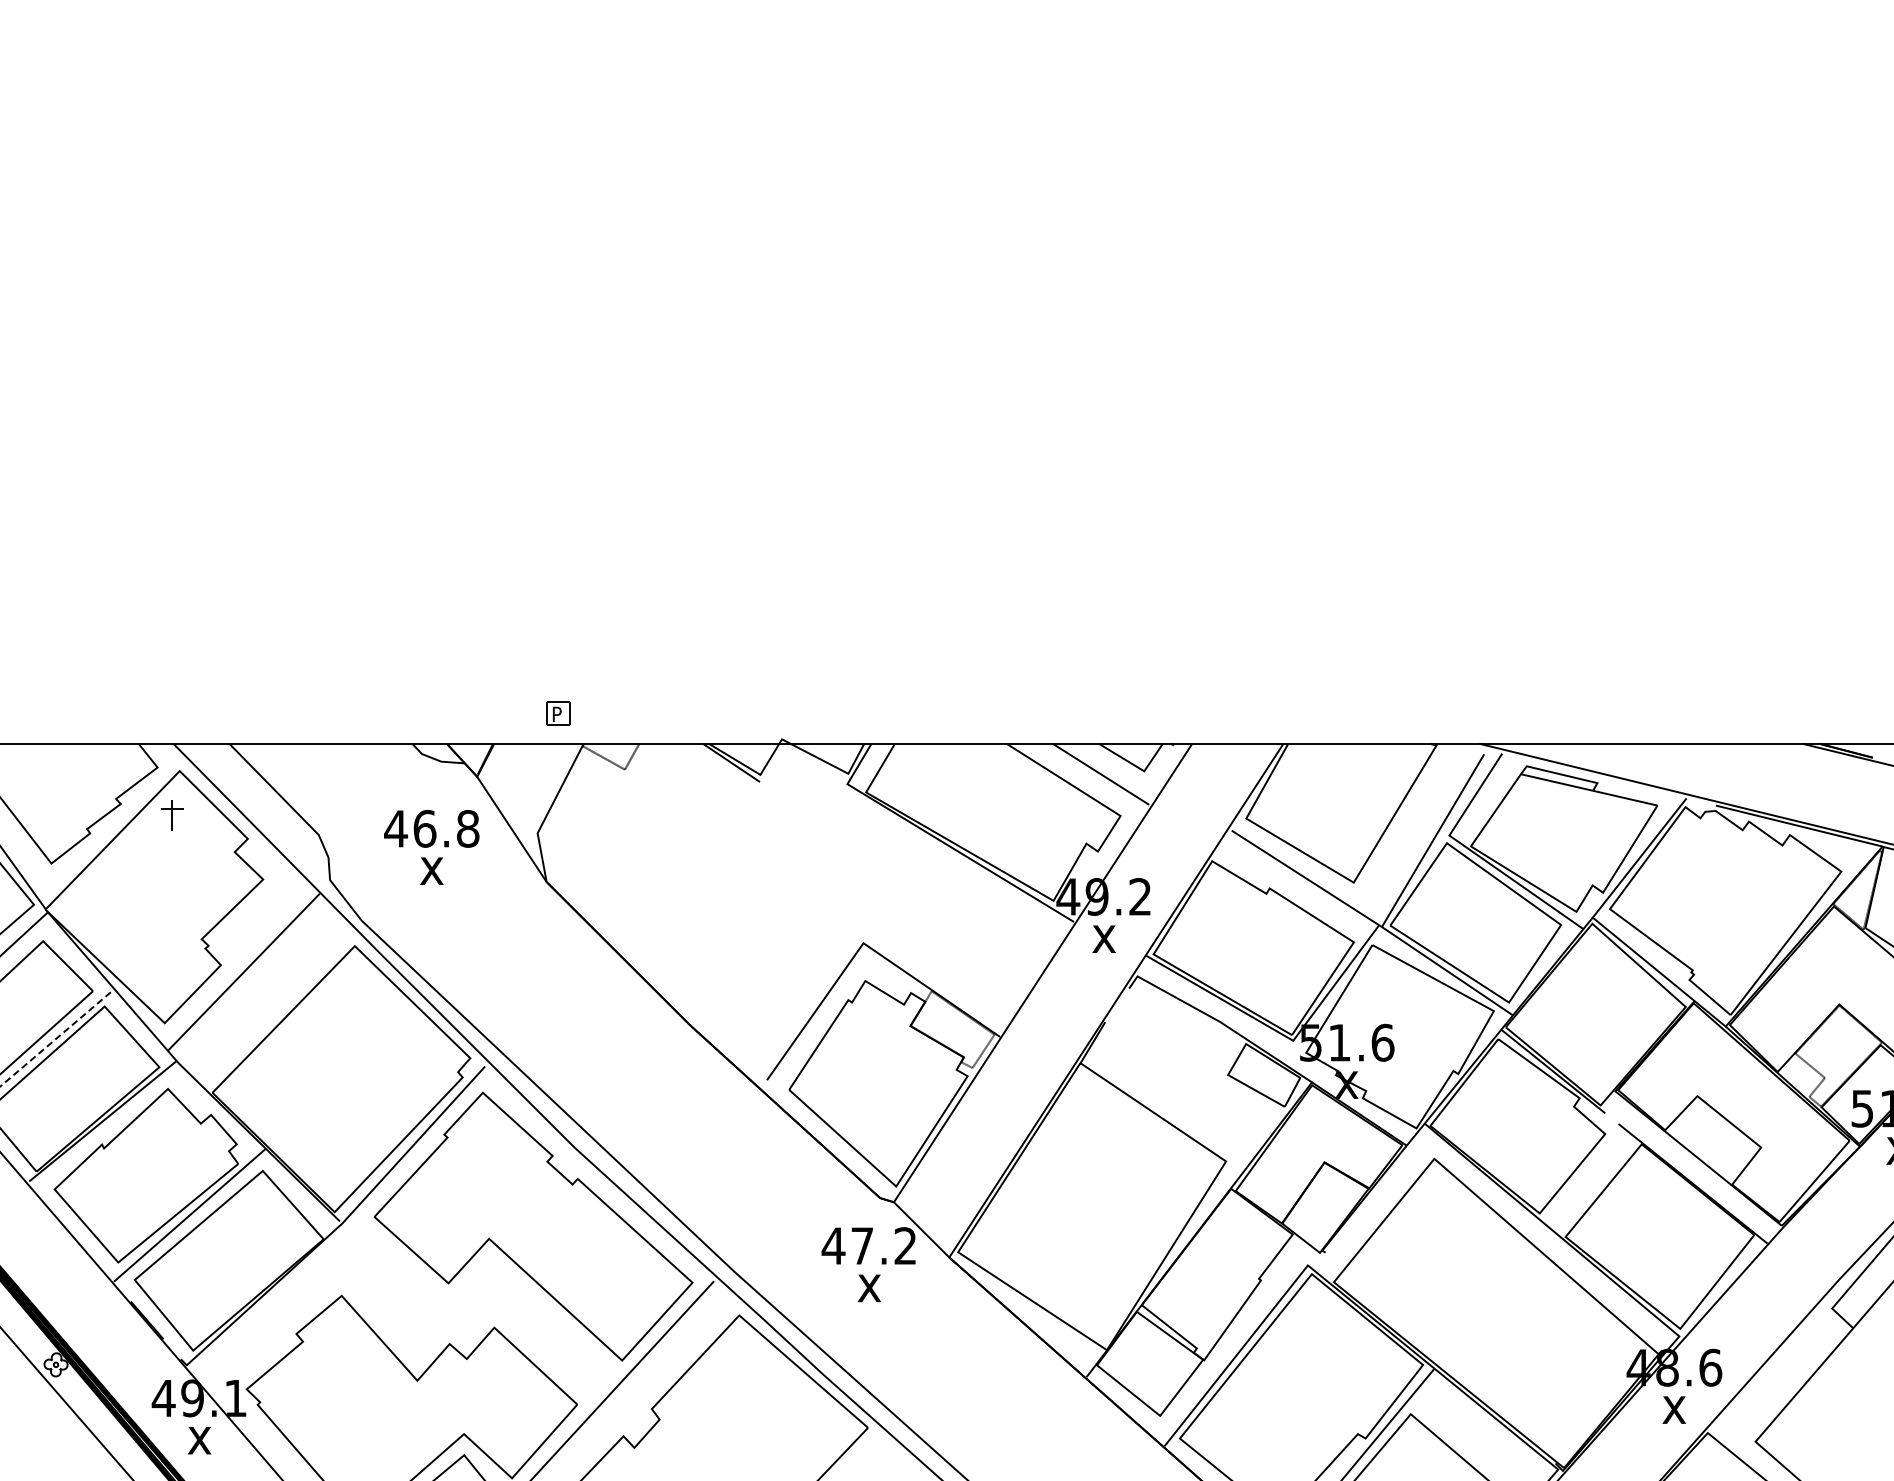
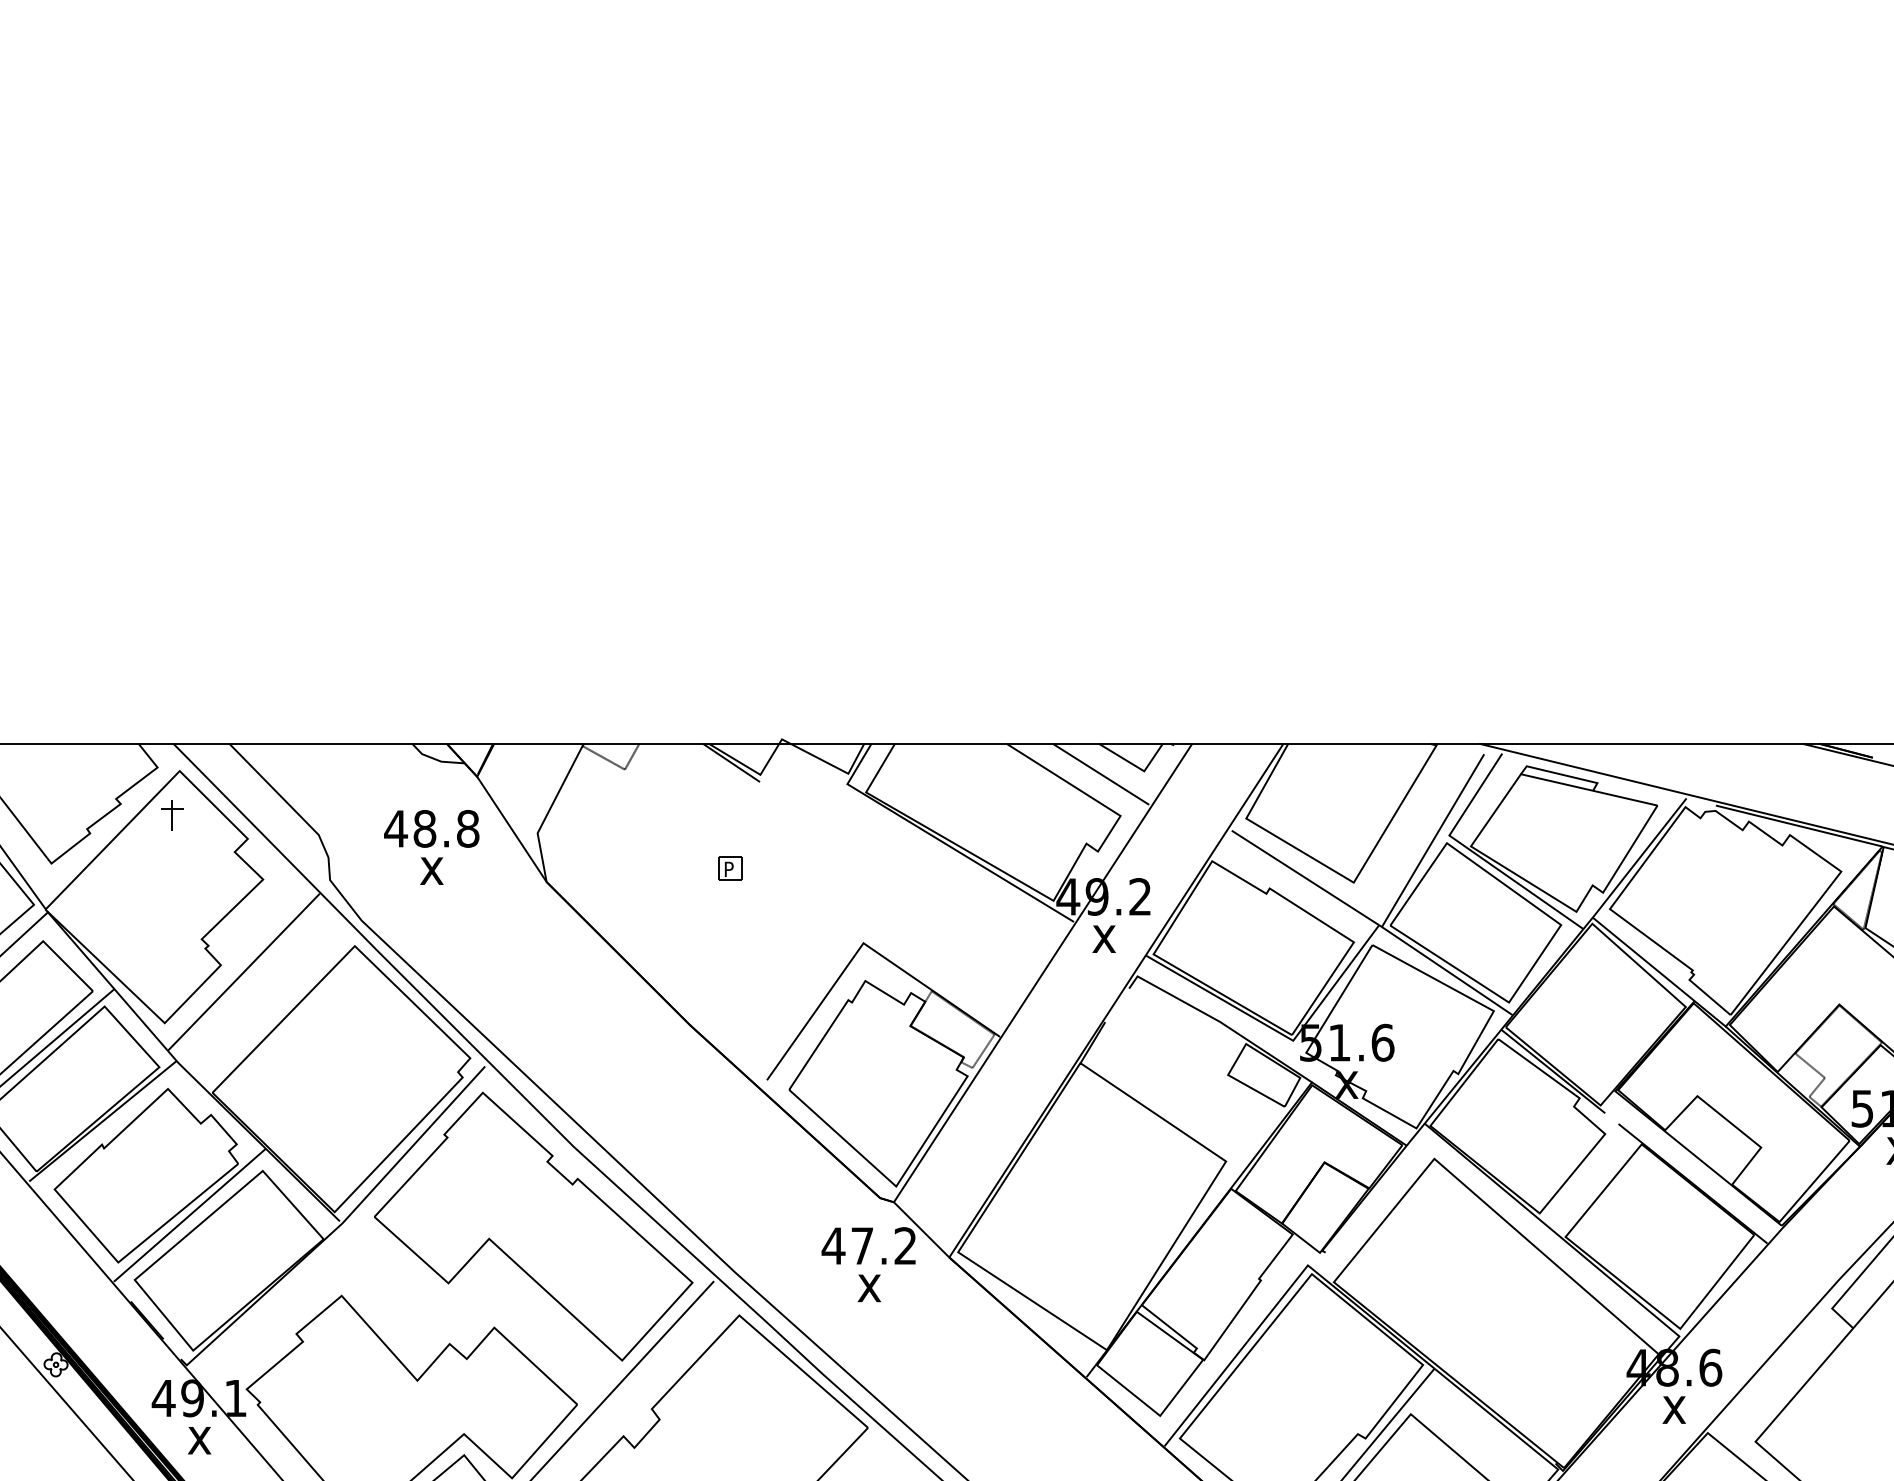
part position: (558, 713) -> (730, 868) (730, 868)
text: 46.8 -> 48.8 (424, 828)
line: dashed -> solid (57, 1037)
